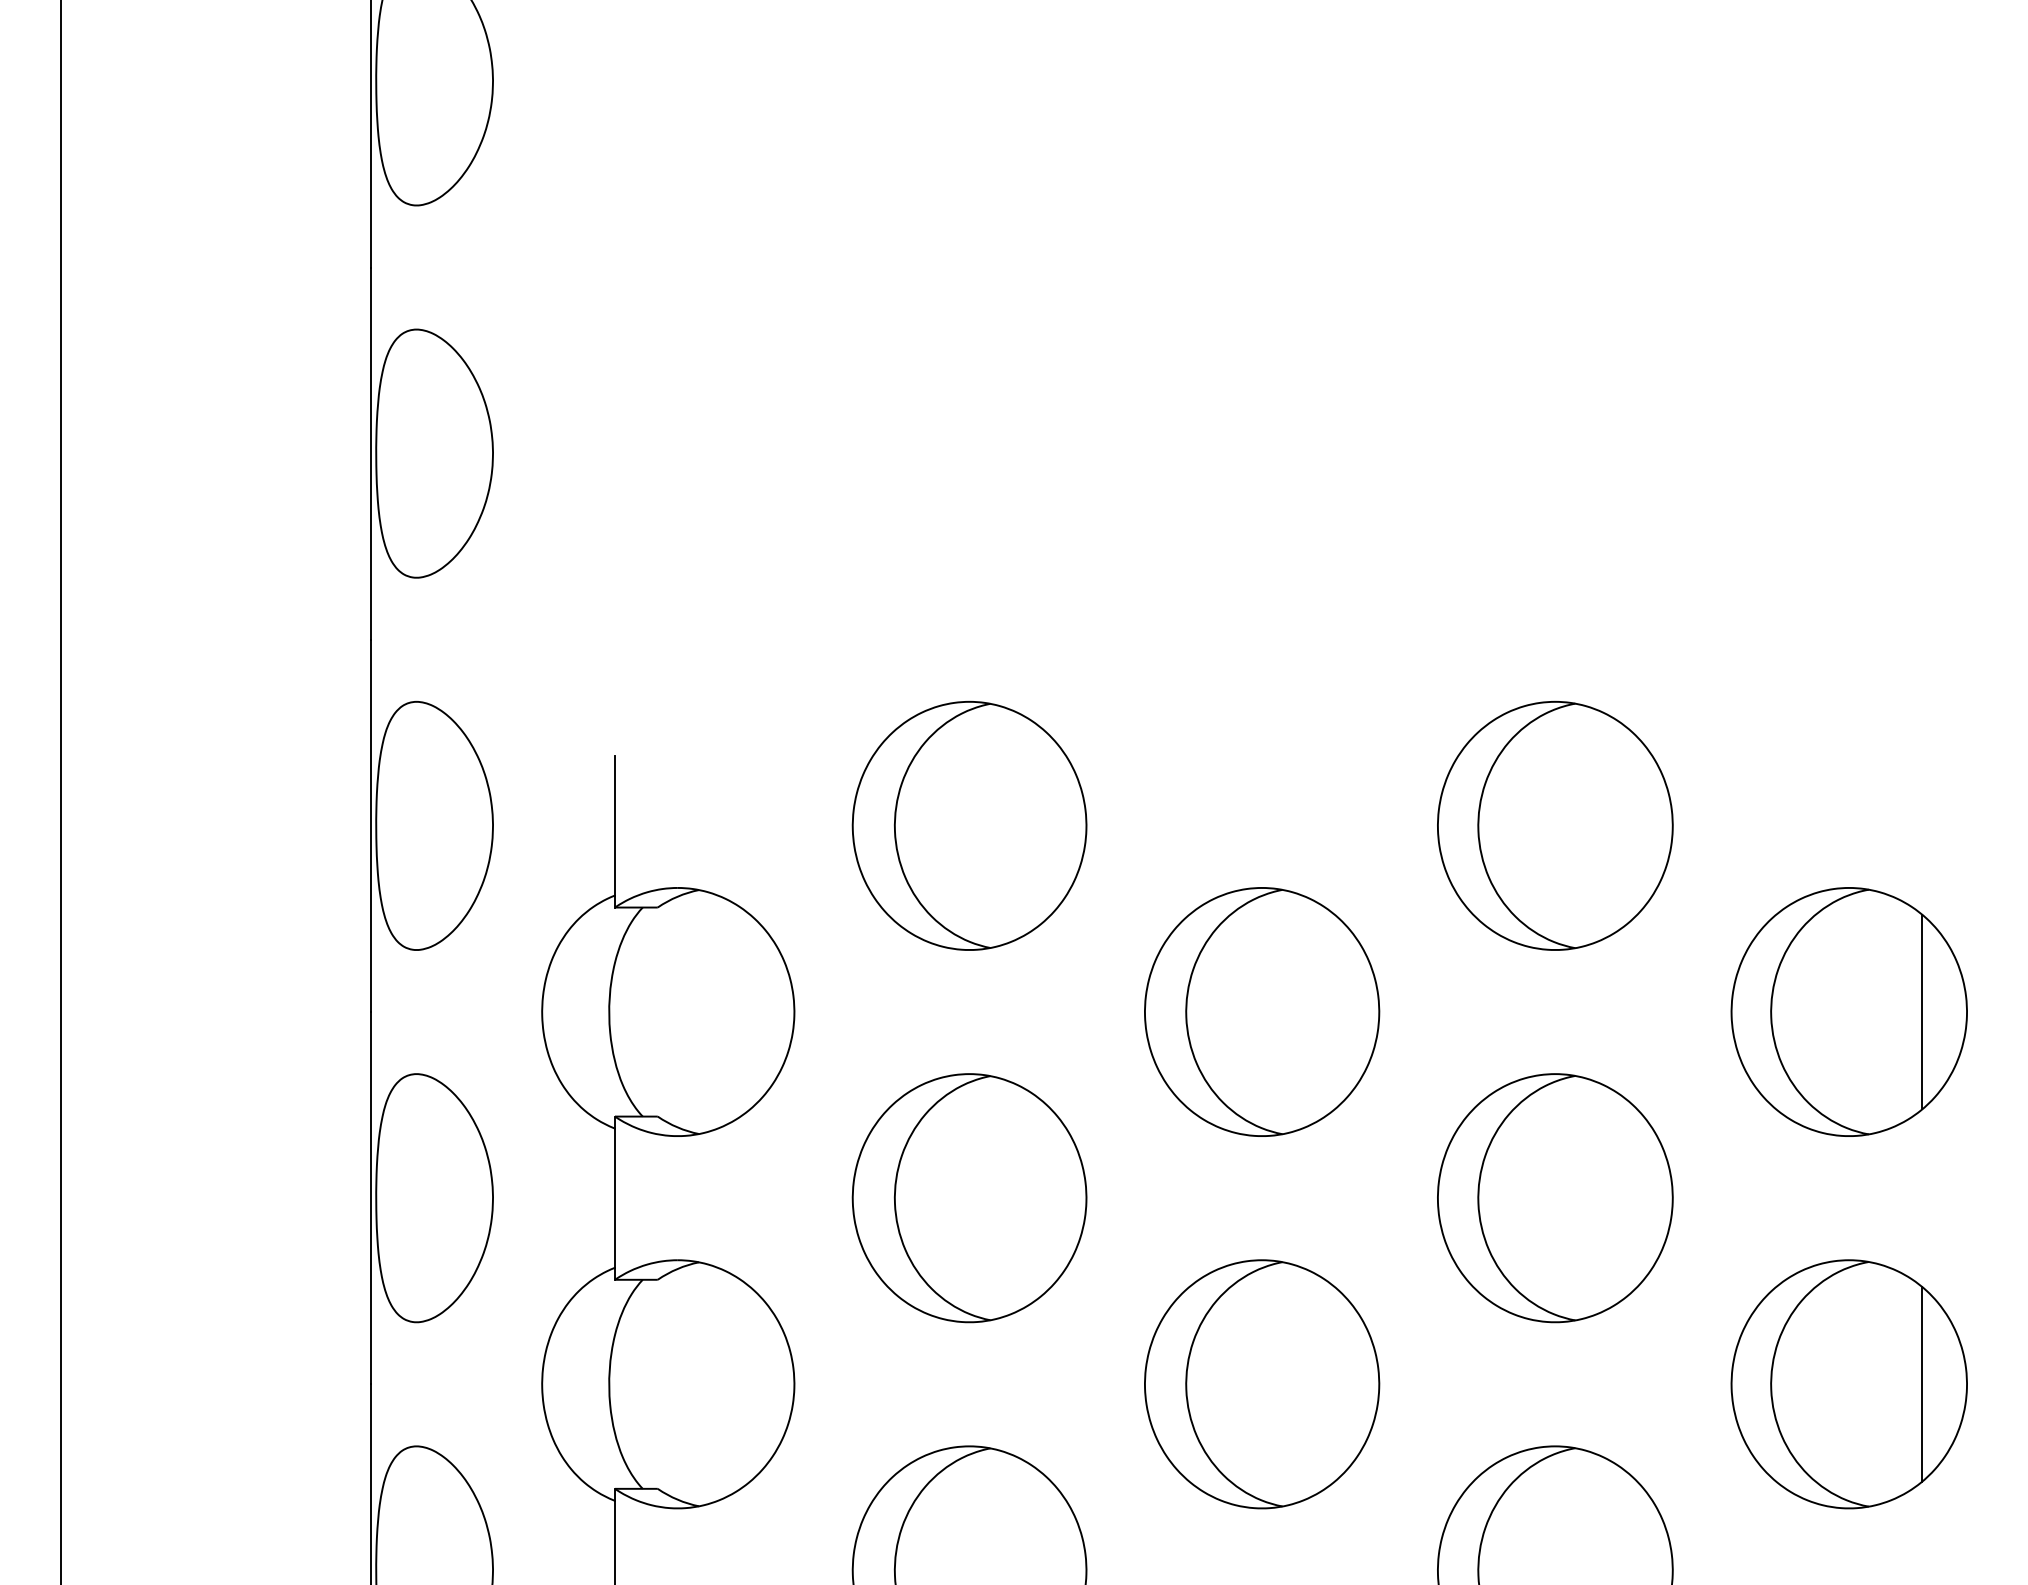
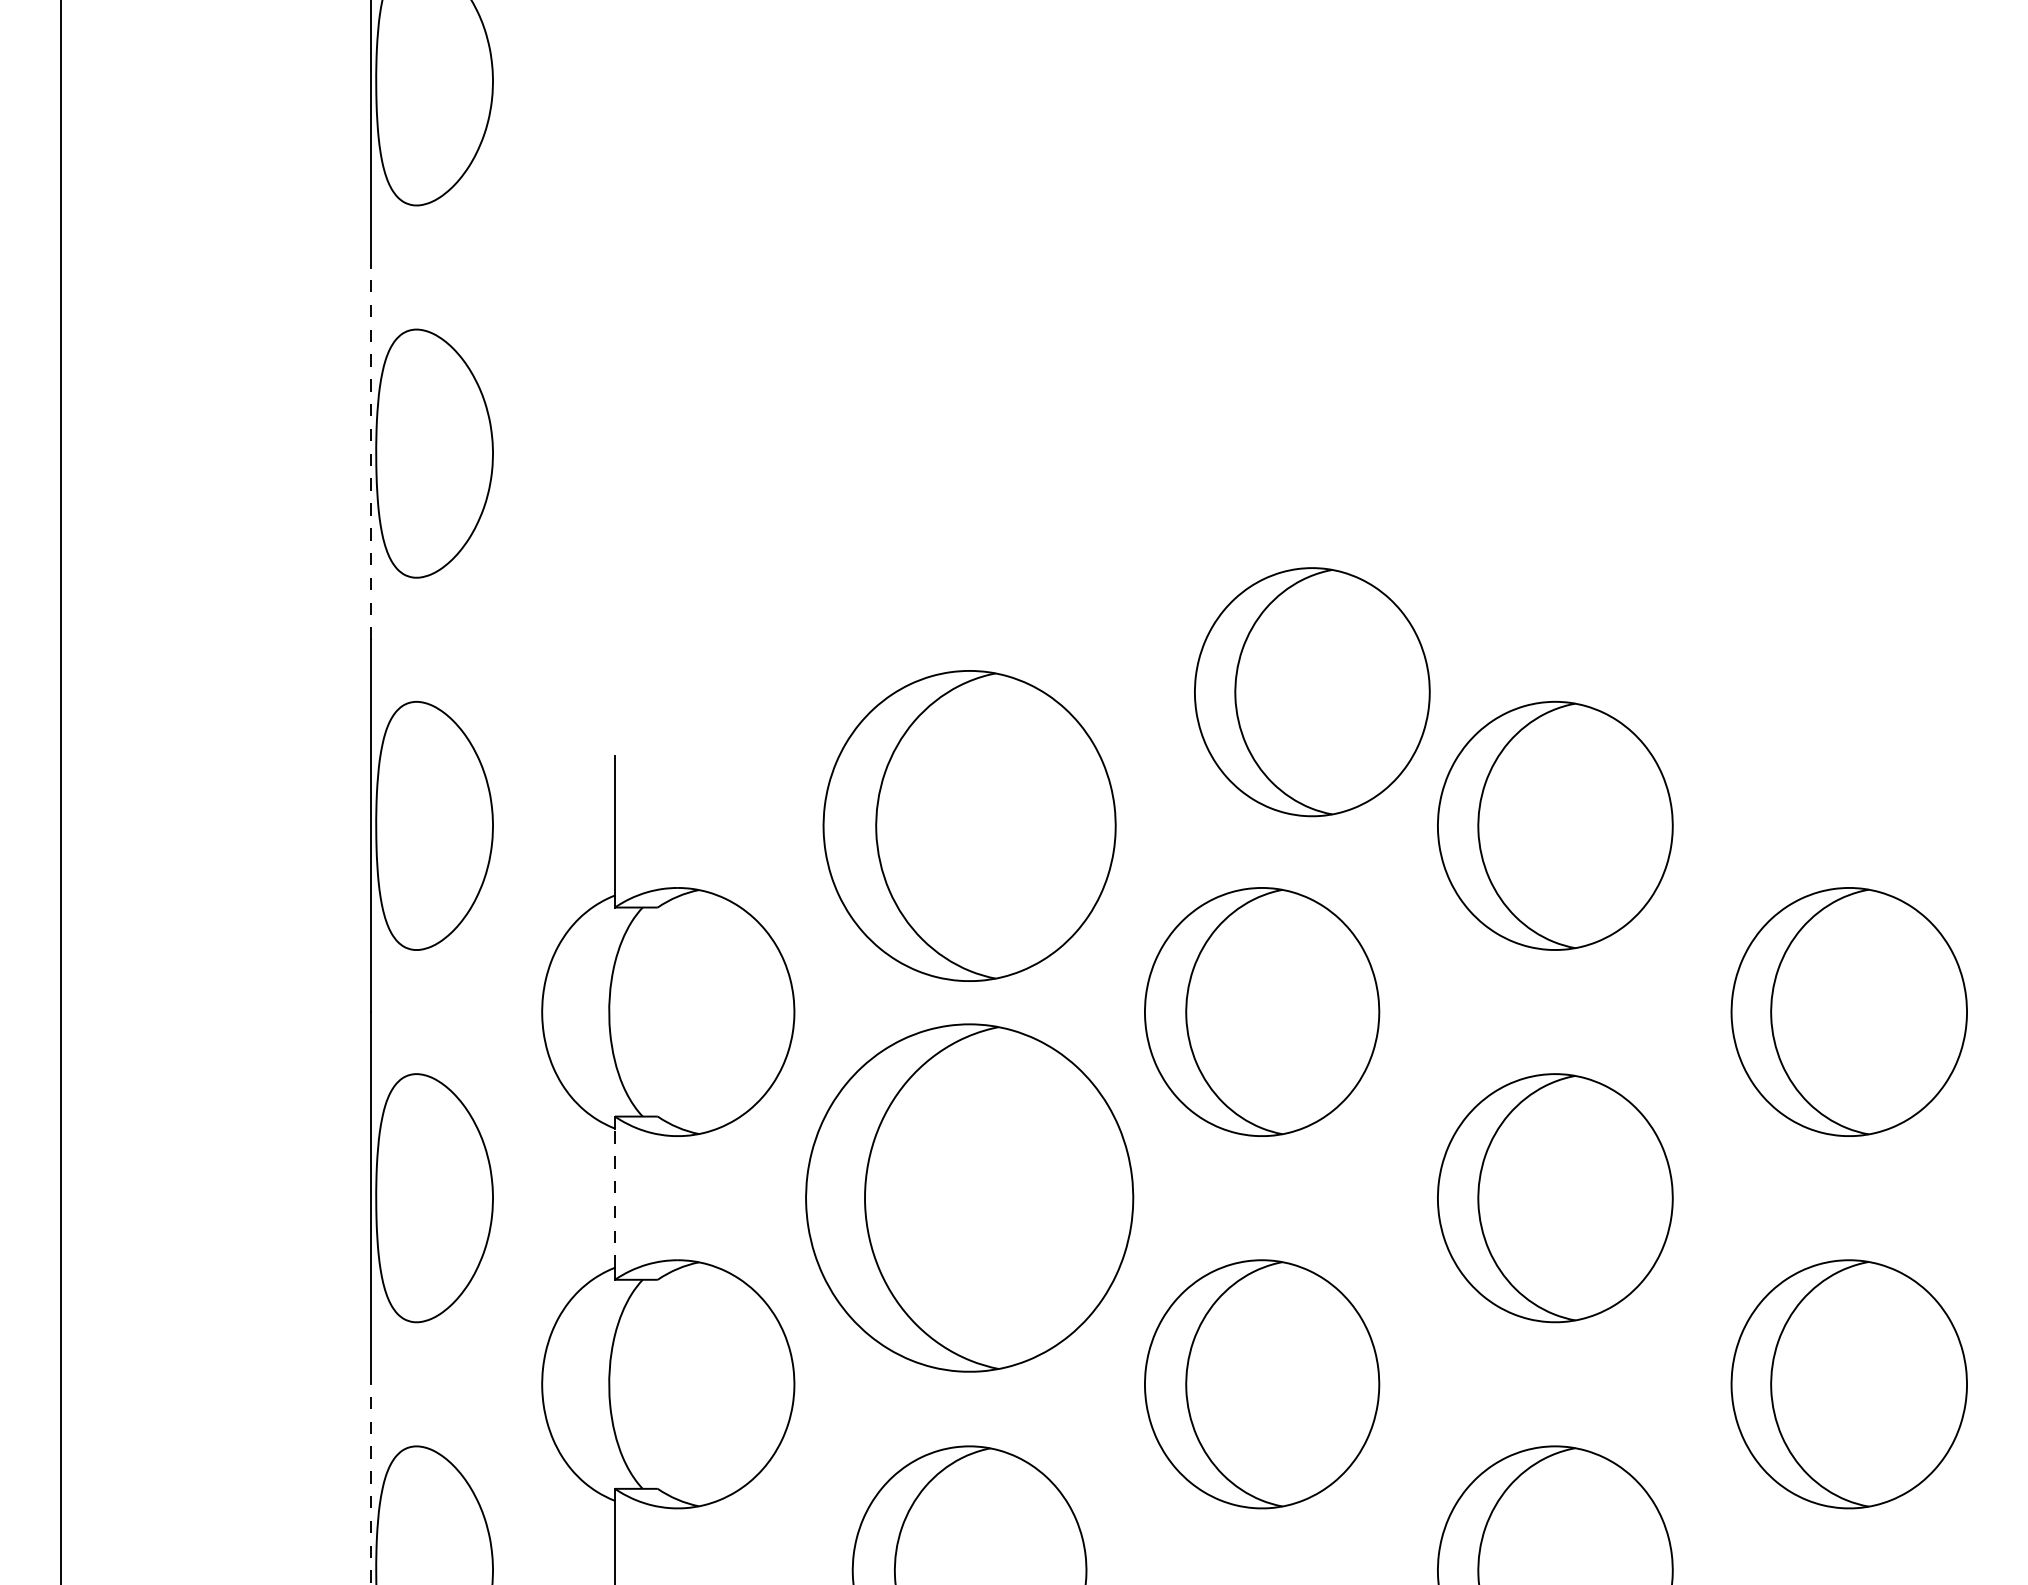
line: solid -> dashed (371, 453)
part: none -> present (1312, 692)
part size: 237x251 px -> 295x312 px (969, 825)
line: present -> none (1922, 1011)
line: solid -> dashed (615, 1198)
part size: 237x251 px -> 330x350 px (969, 1197)
line: present -> none (1922, 1383)
line: solid -> dashed (371, 1484)
